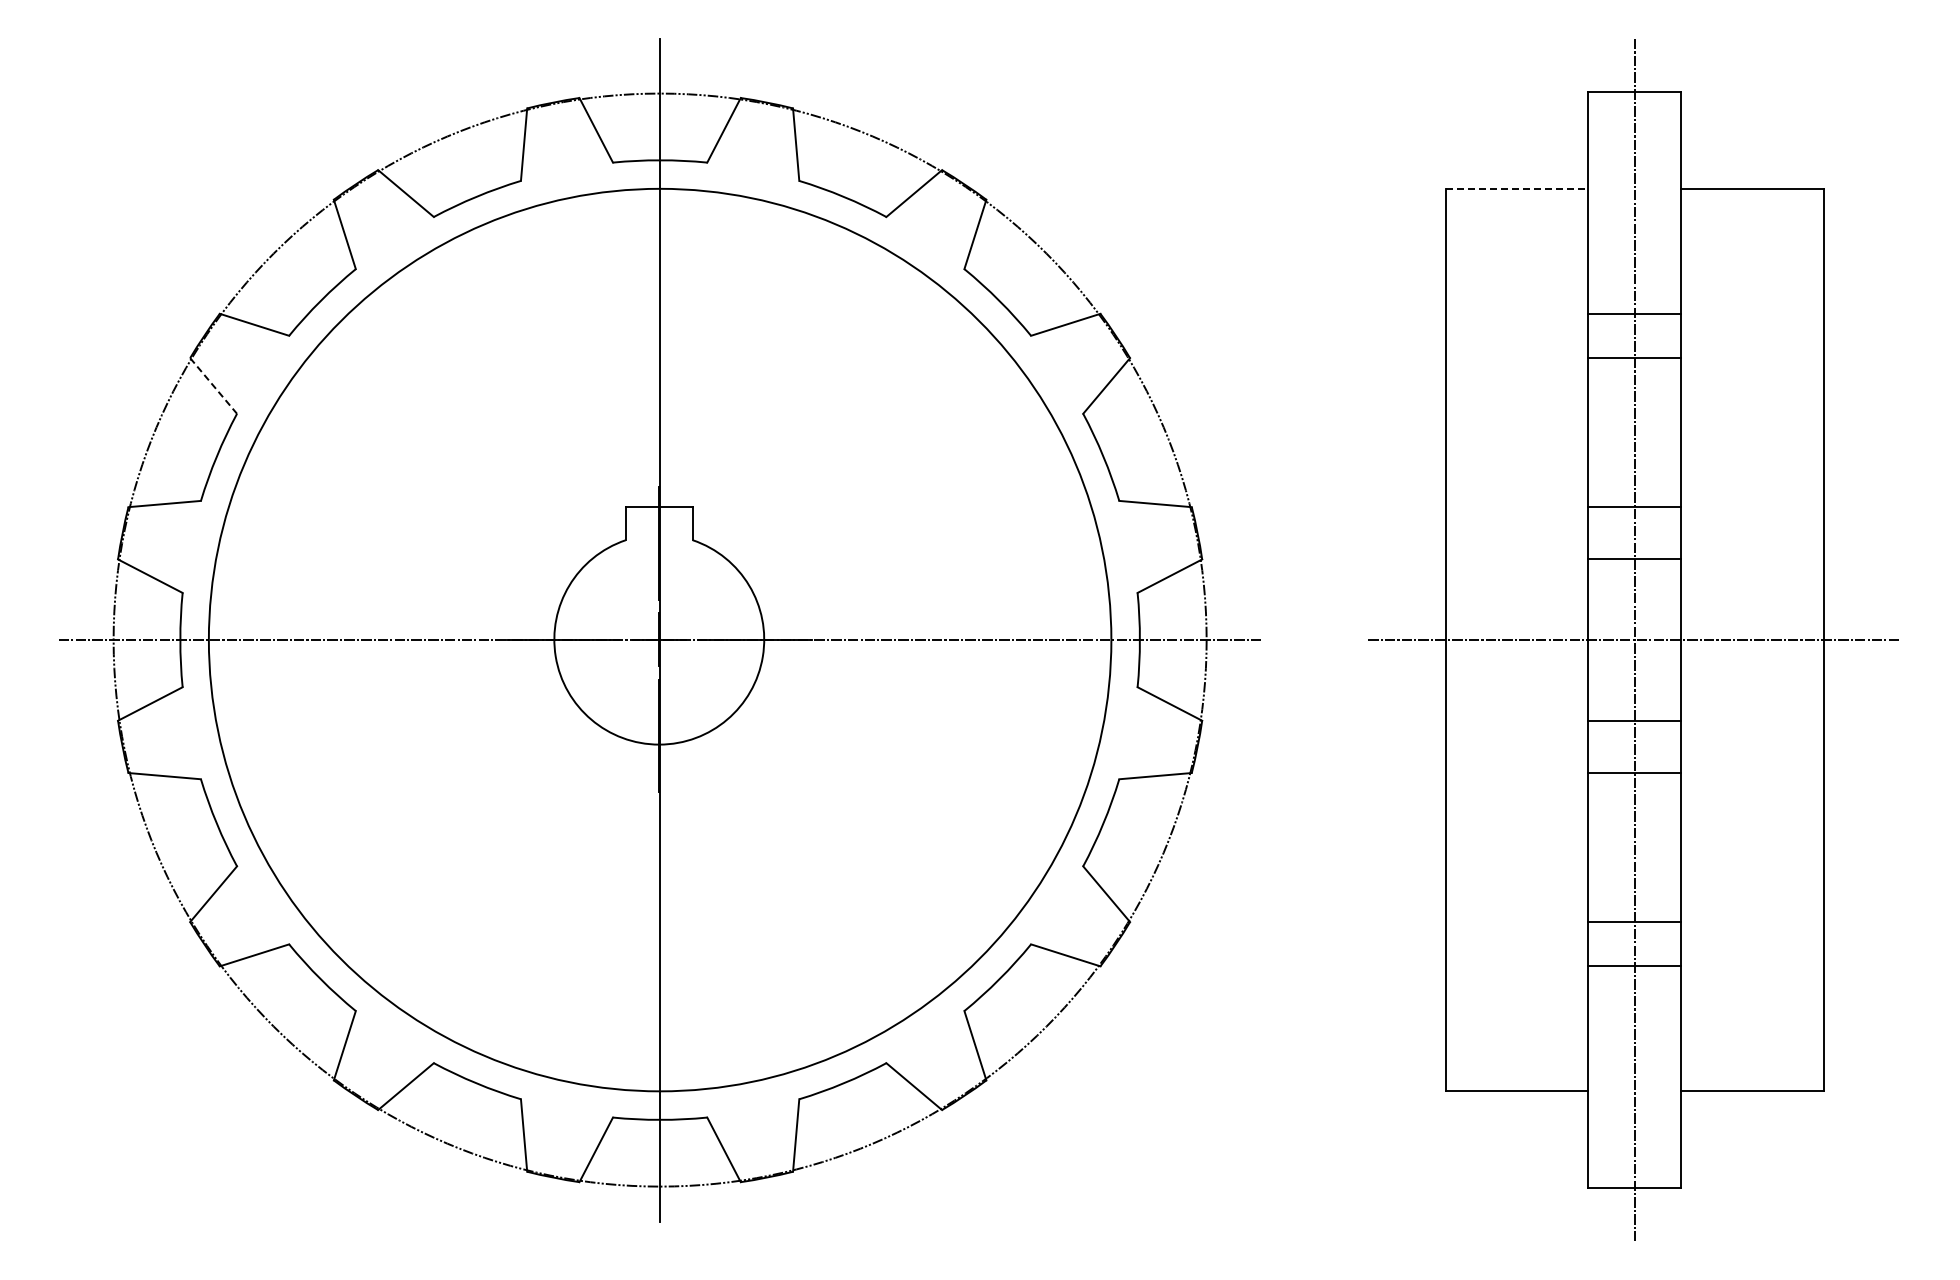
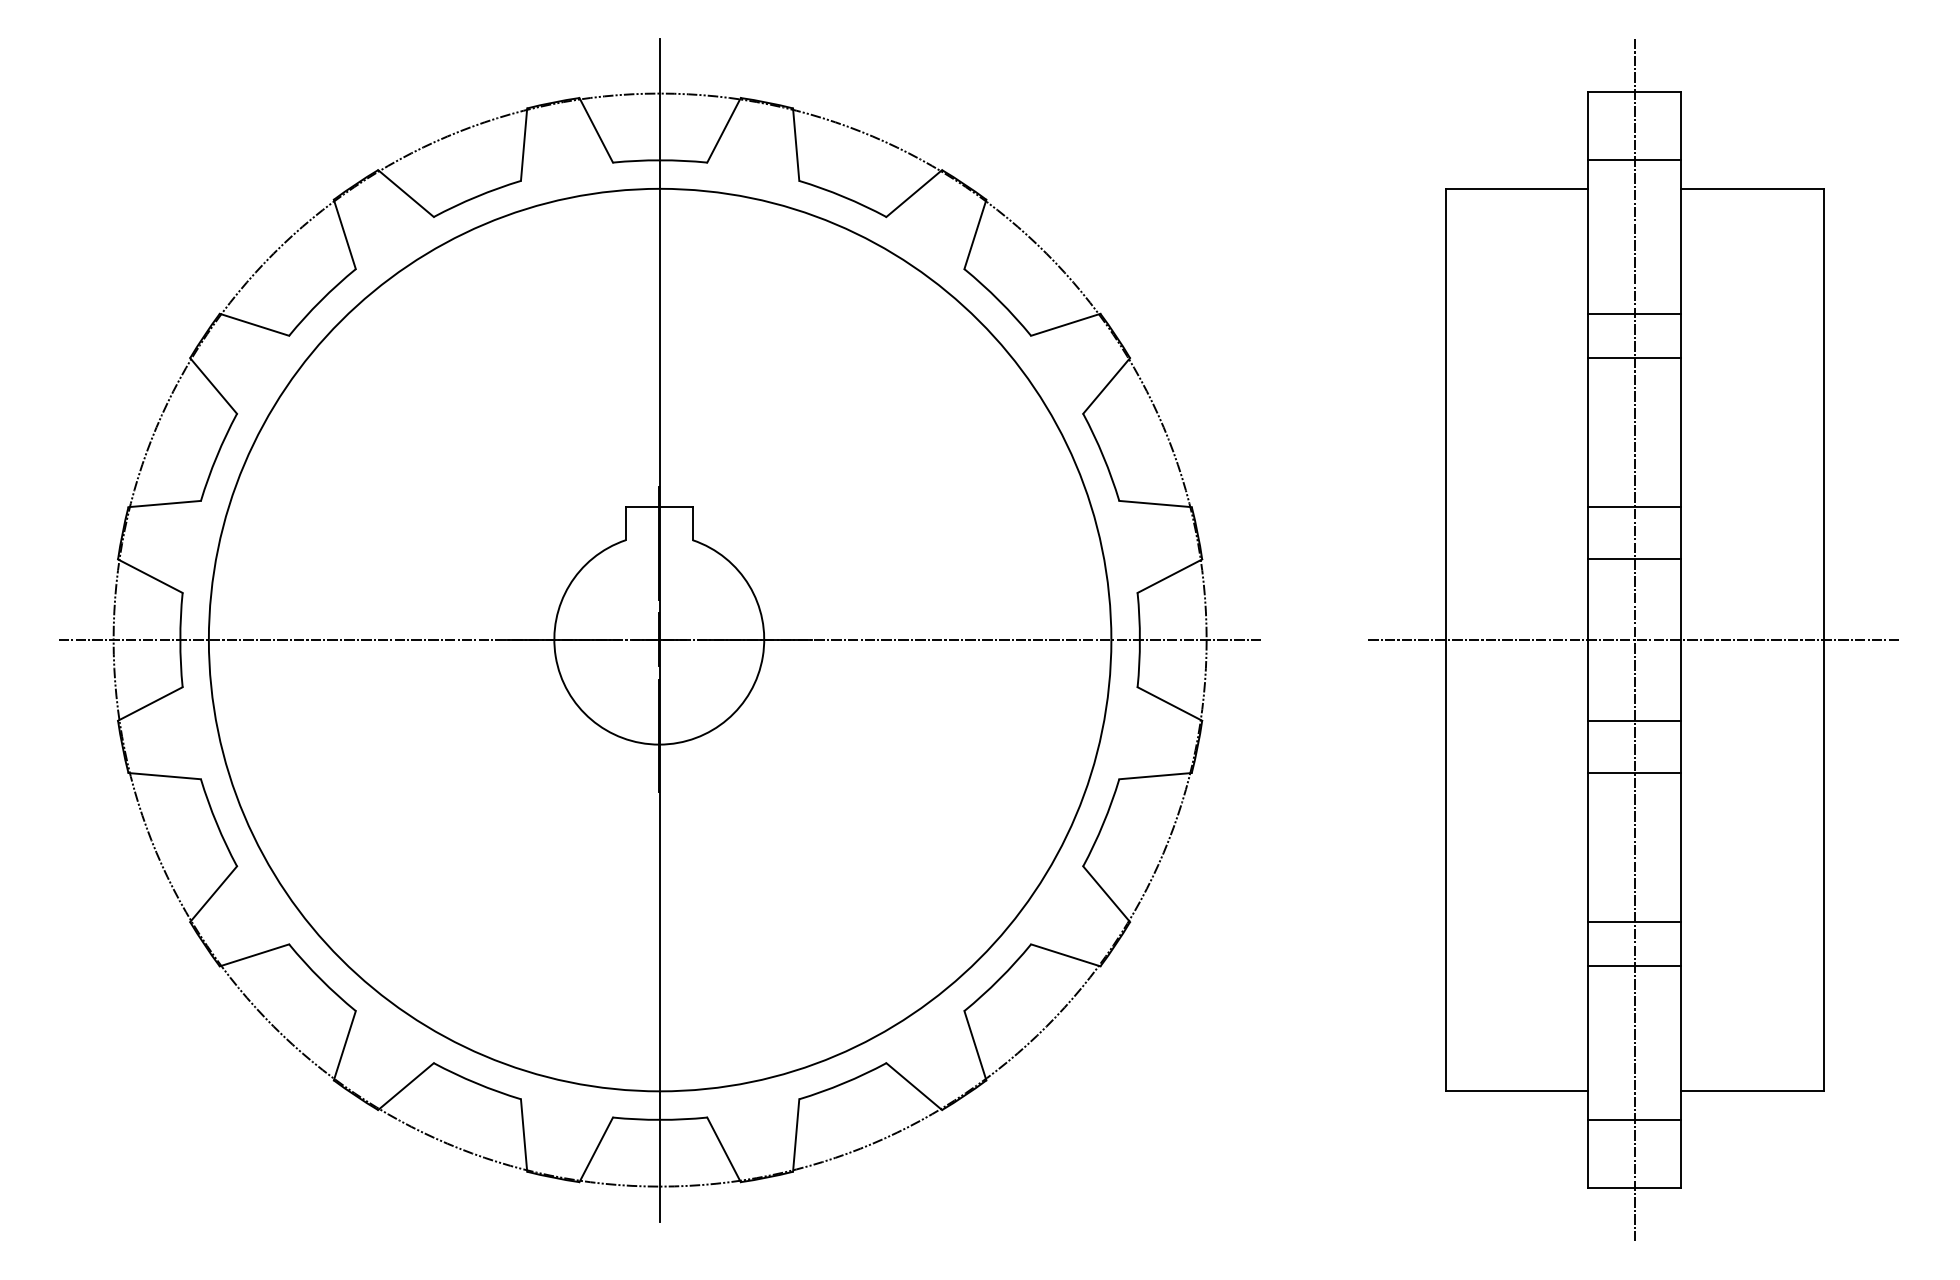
line: none -> present (1634, 160)
line: dashed -> solid (1517, 188)
line: dashed -> solid (213, 386)
line: none -> present (1634, 1119)
